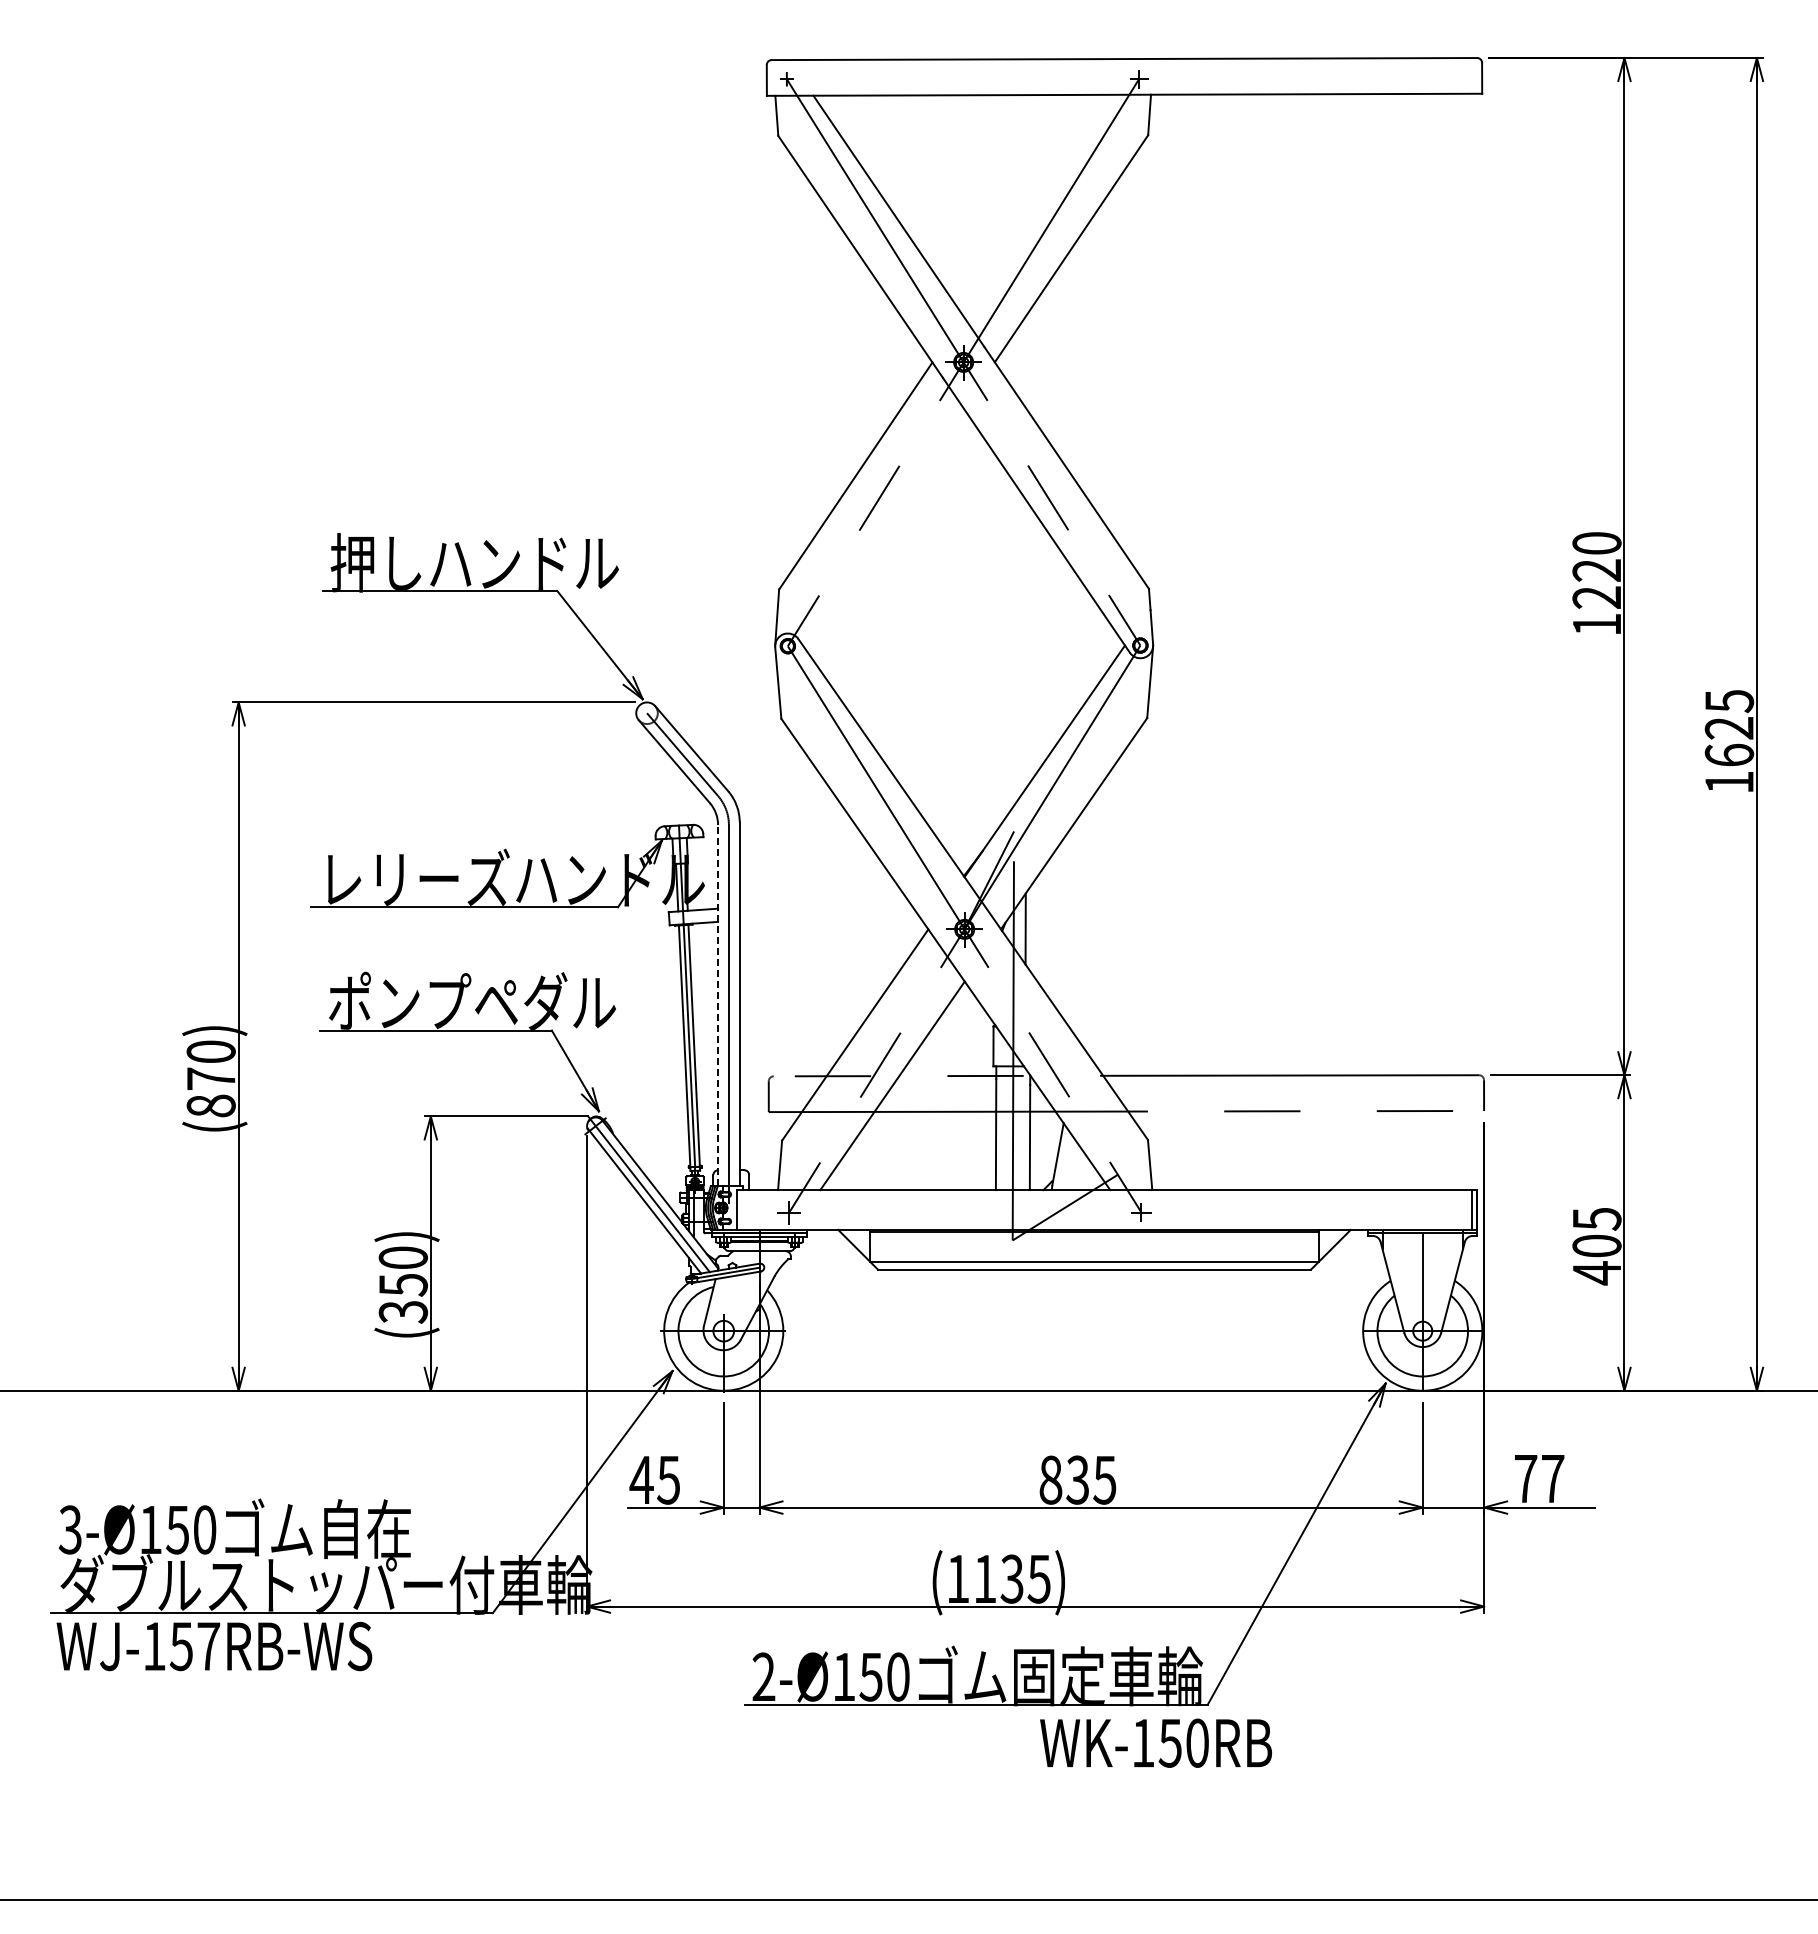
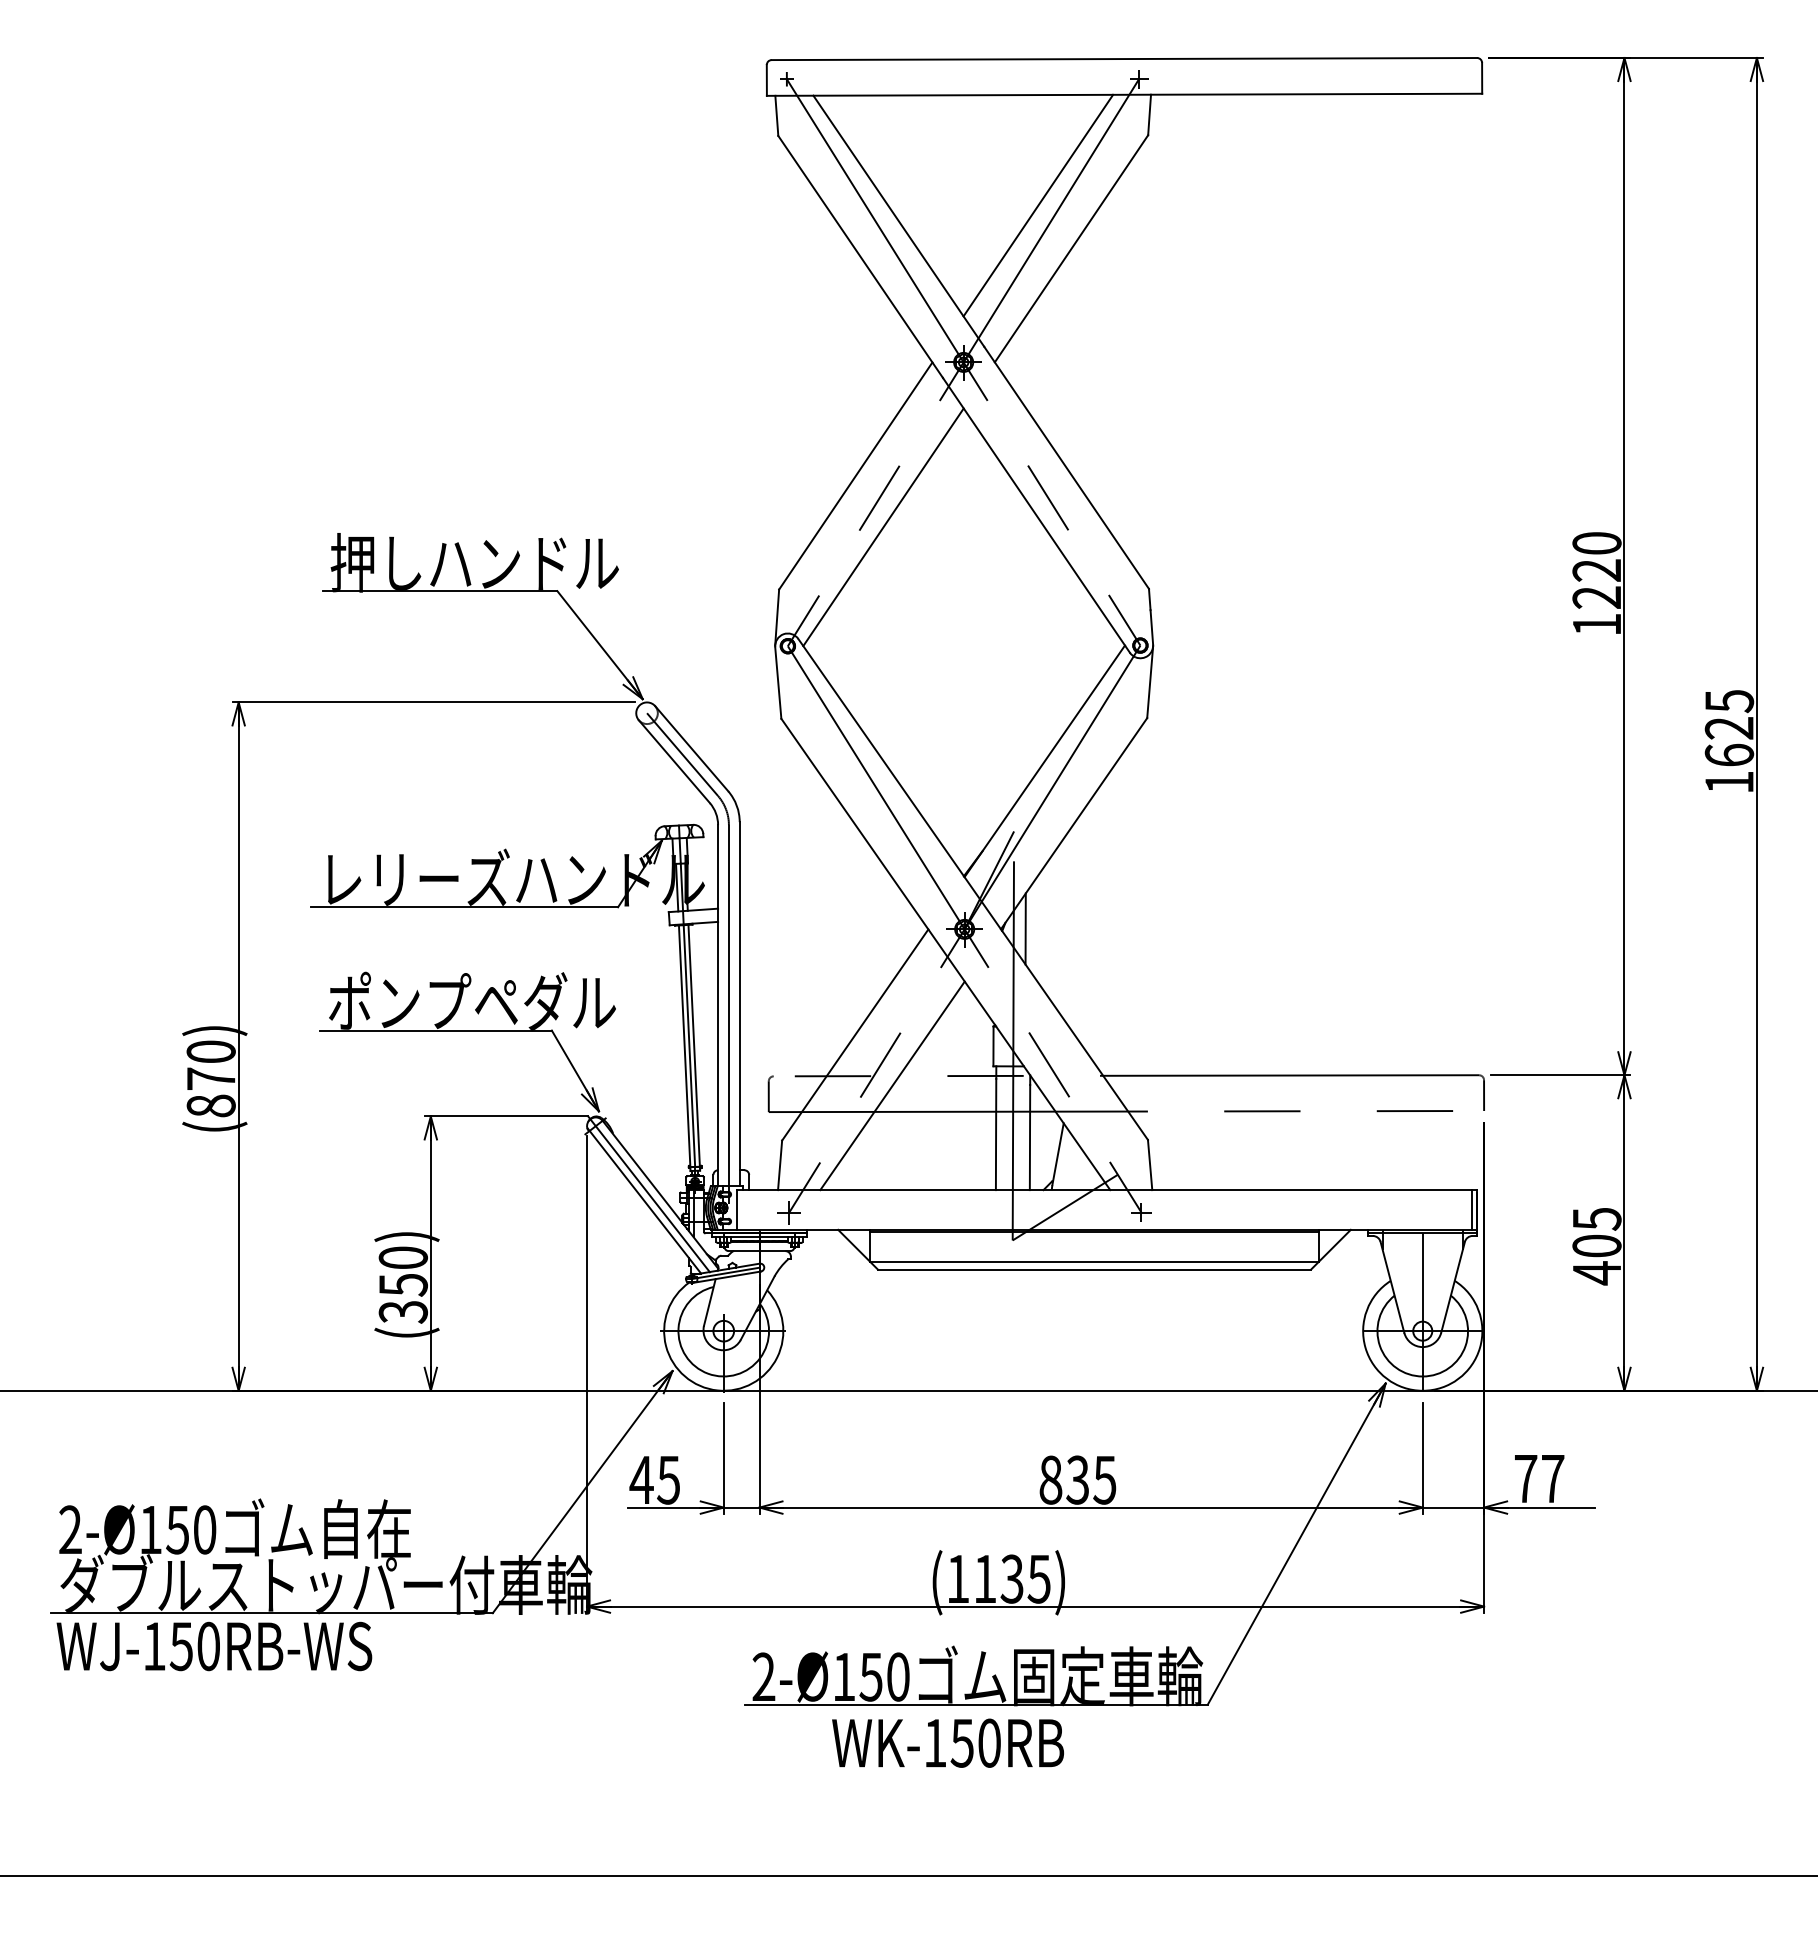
line: none -> present (1038, 205)
line: none -> present (883, 527)
line: dashed -> solid (718, 1005)
text: 3-Ø150 -> 2-Ø150 (69, 1529)
text: WJ-157RB-WS -> WJ-150RB-WS (208, 1646)
text position: (1155, 1742) -> (947, 1742) (947, 1742)
line position: (908, 1899) -> (908, 1875) (908, 1875)
